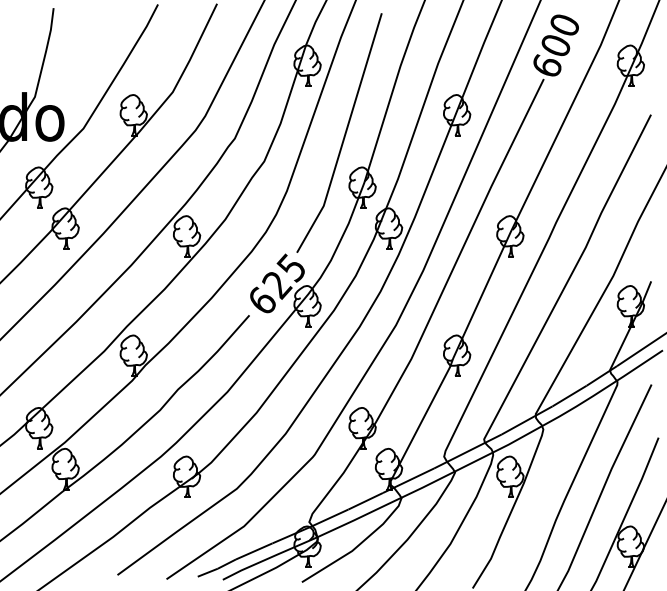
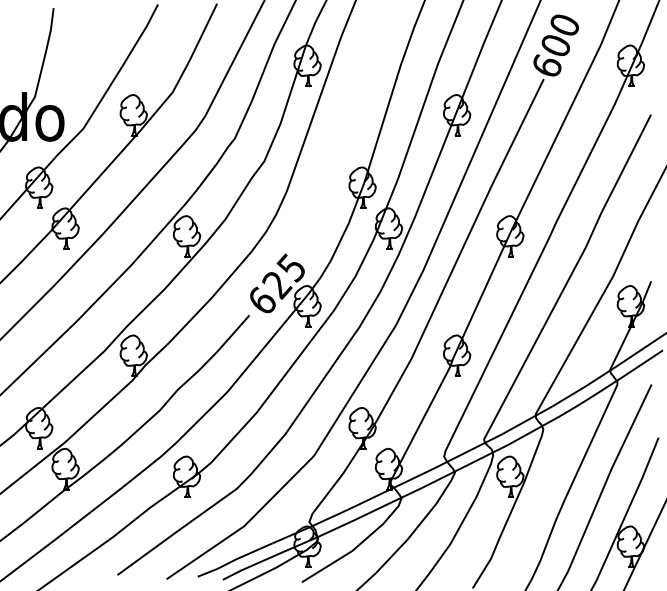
line: present -> none (344, 133)
